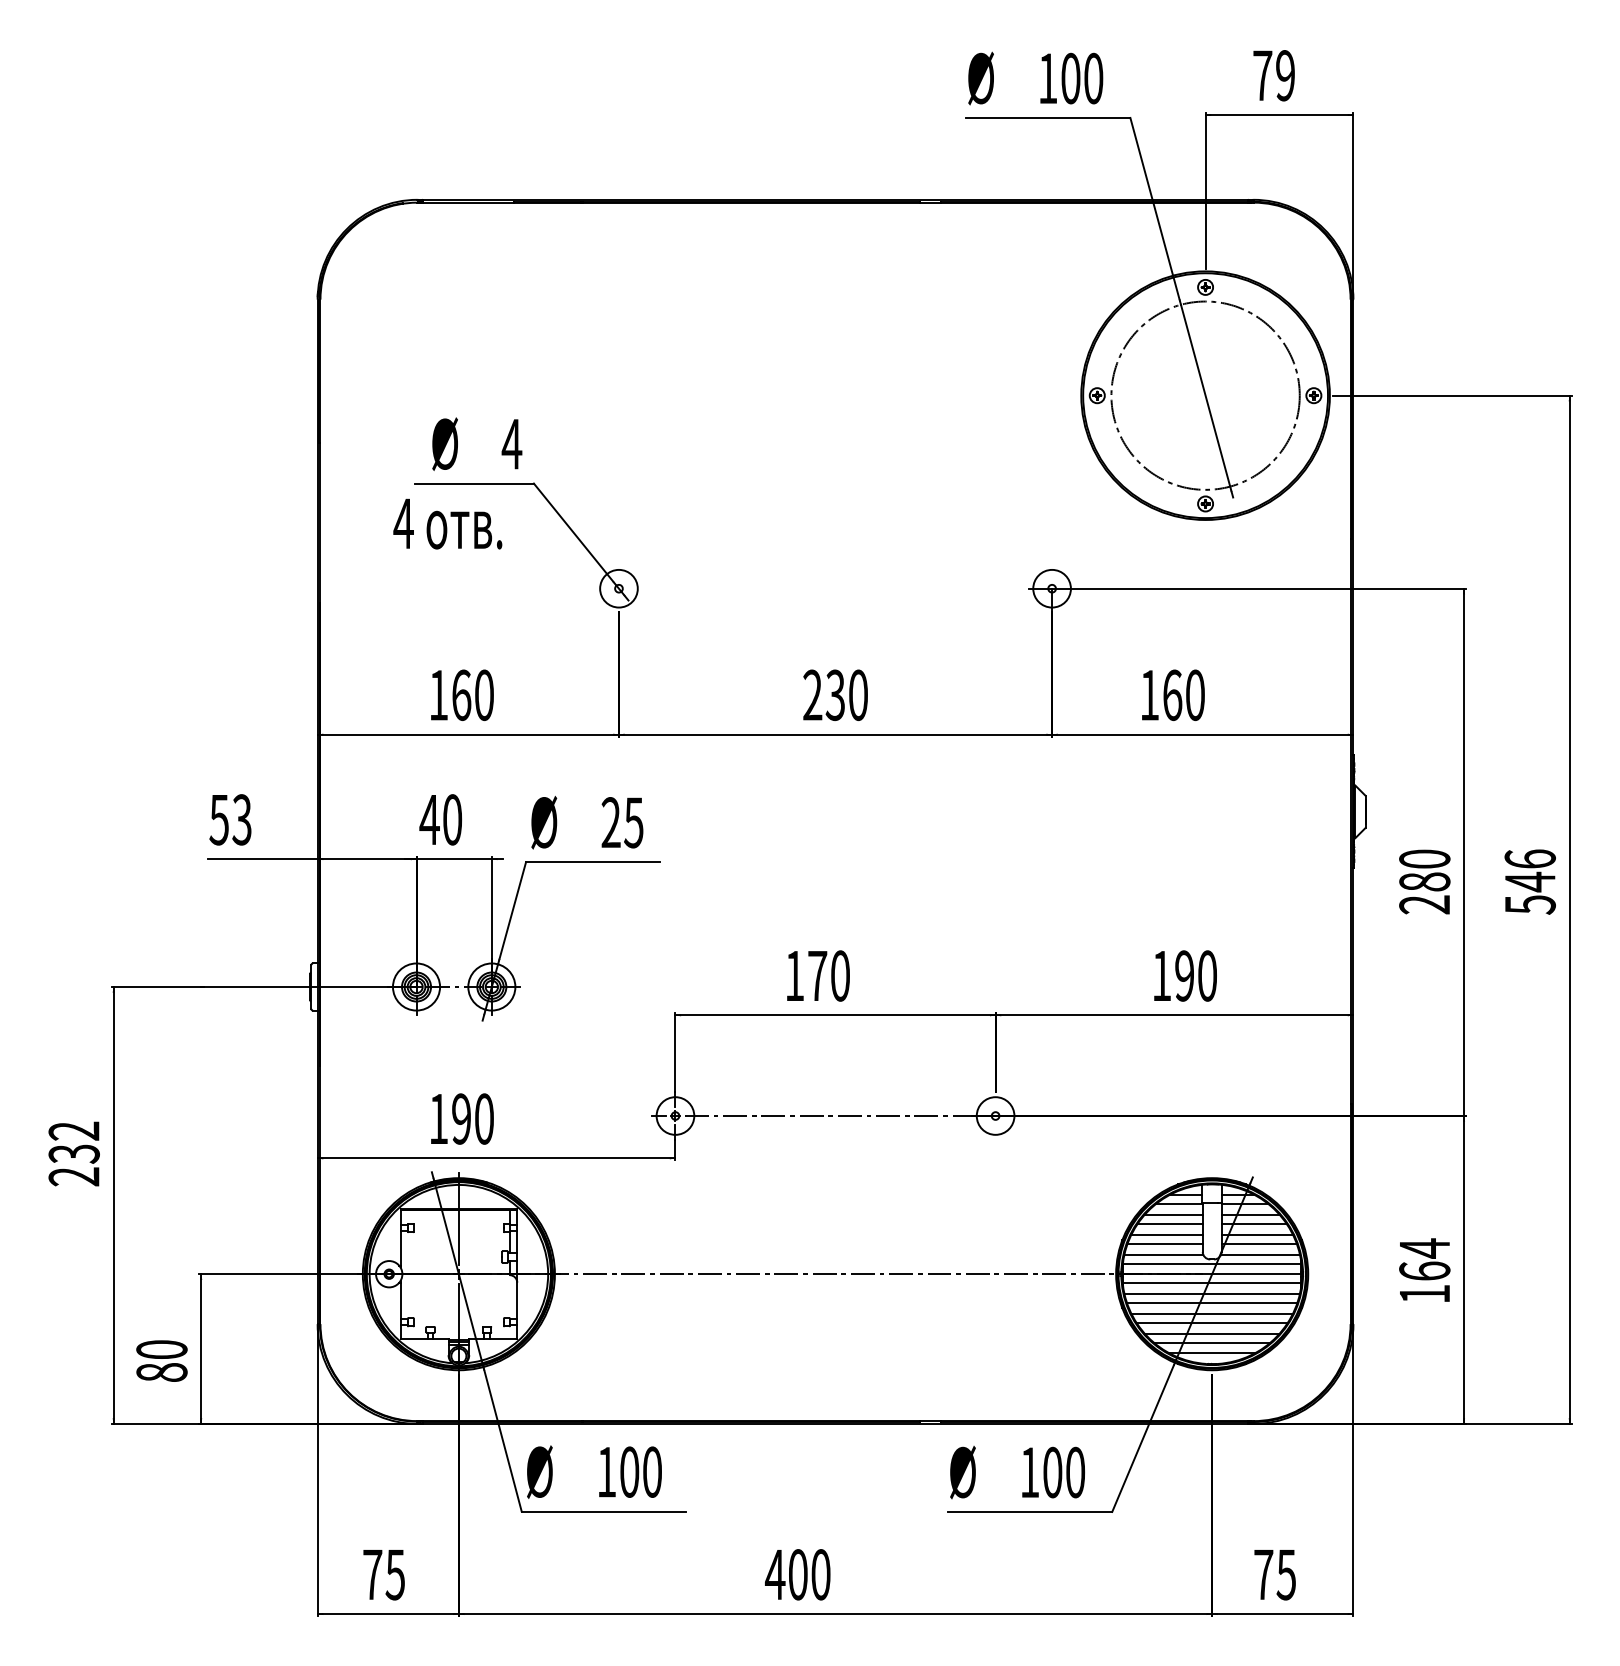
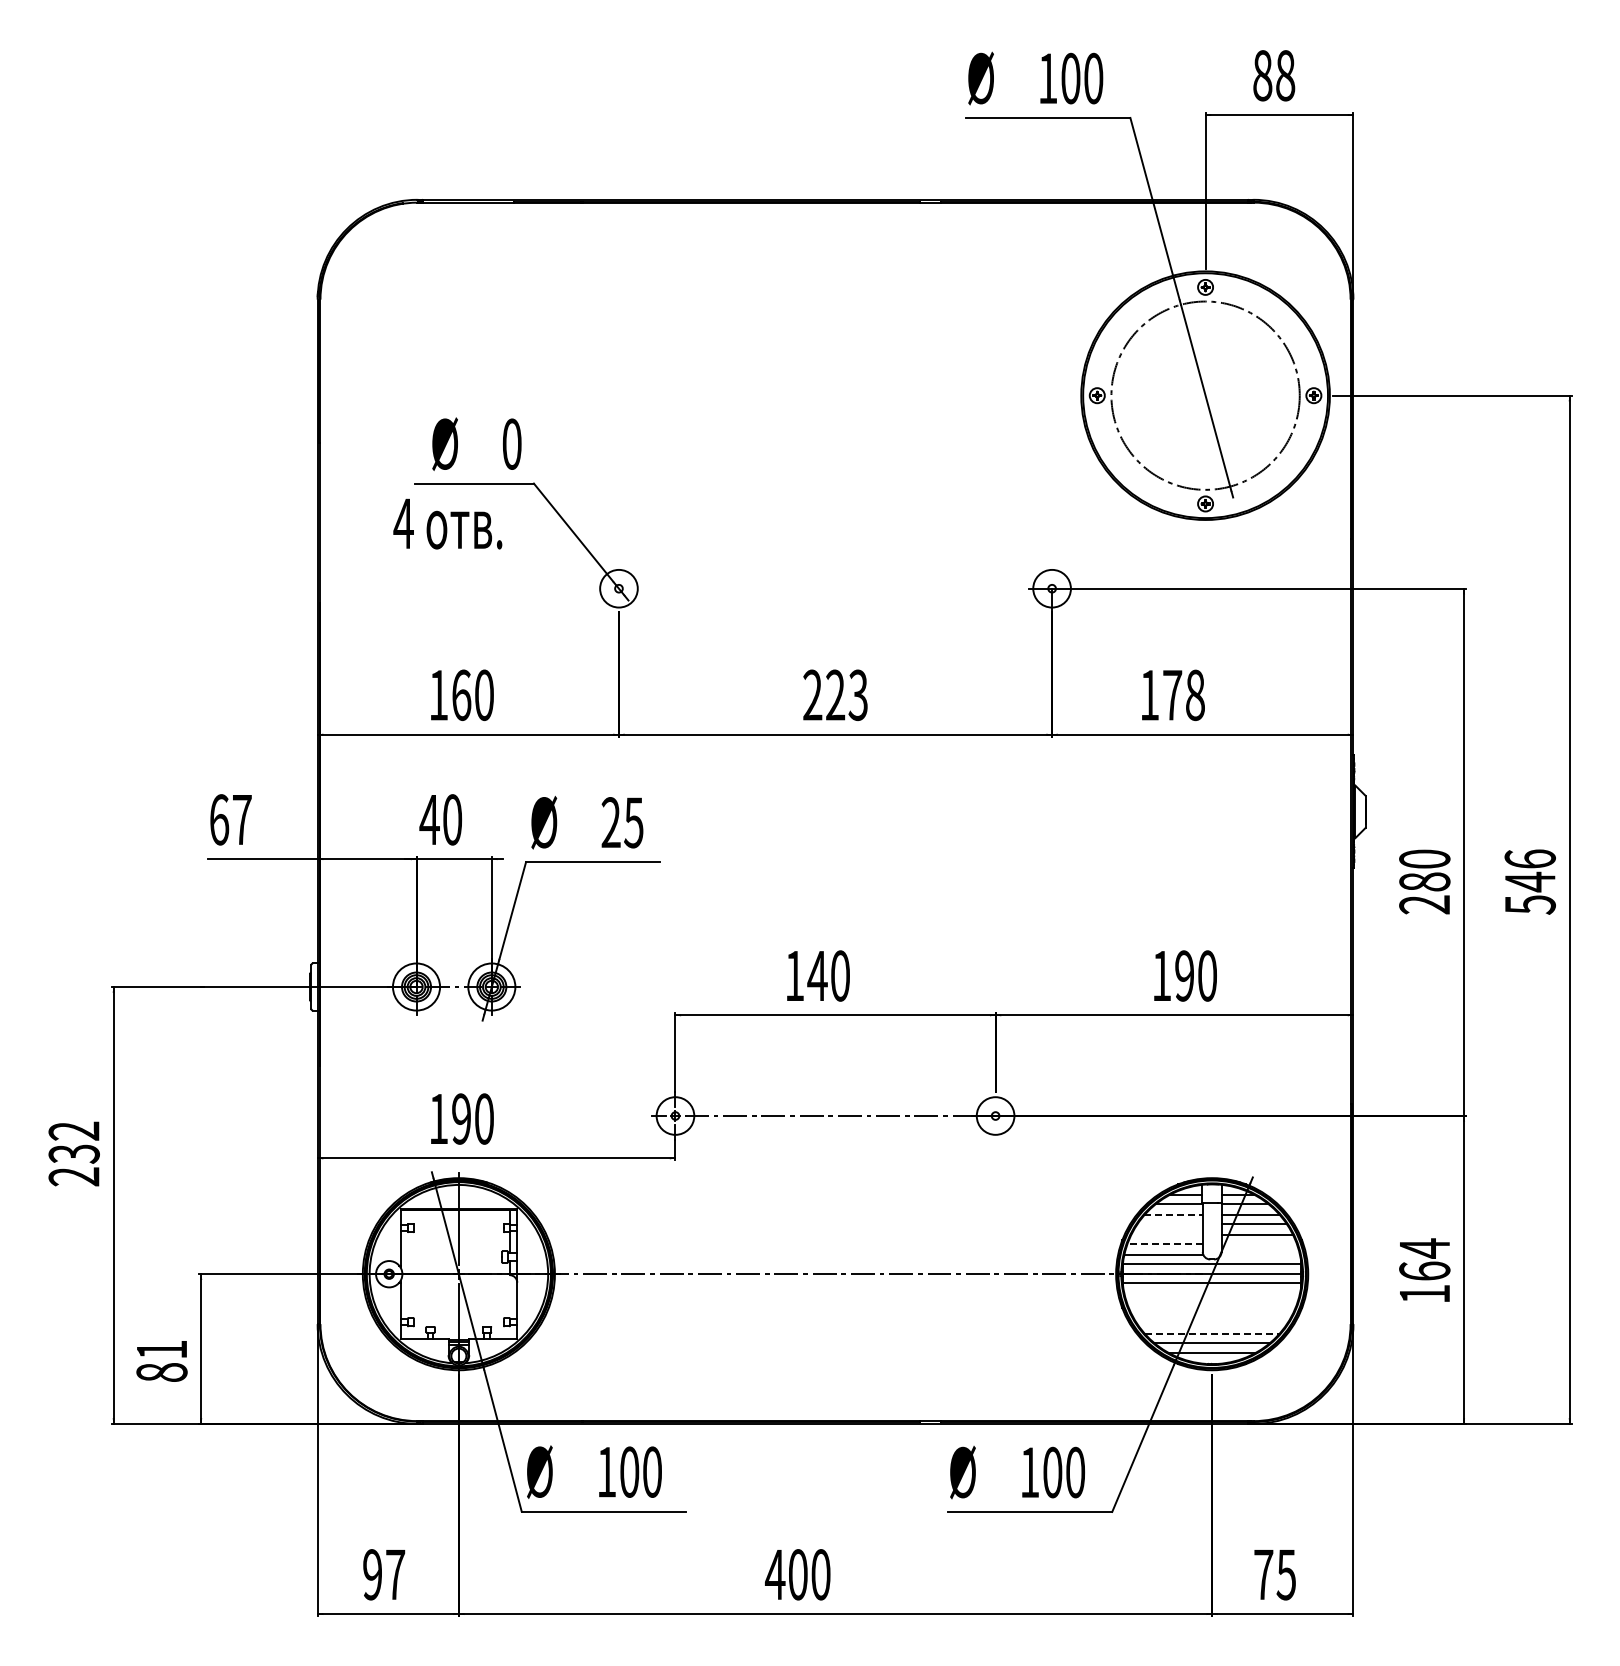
text: 79 -> 88 (1274, 75)
text: 4 -> 0 (511, 443)
text: 230 -> 223 (846, 695)
text: 160 -> 178 (1183, 695)
text: 53 -> 67 (230, 819)
text: 170 -> 140 (817, 975)
line: solid -> dashed (1174, 1215)
line: present -> none (1169, 1223)
line: present -> none (1166, 1234)
line: solid -> dashed (1165, 1243)
line: present -> none (1258, 1243)
line: present -> none (1260, 1254)
line: present -> none (1211, 1294)
line: present -> none (1212, 1303)
line: present -> none (1211, 1313)
line: present -> none (1211, 1322)
line: solid -> dashed (1212, 1333)
text: 80 -> 81 (161, 1349)
text: 75 -> 97 (384, 1574)
